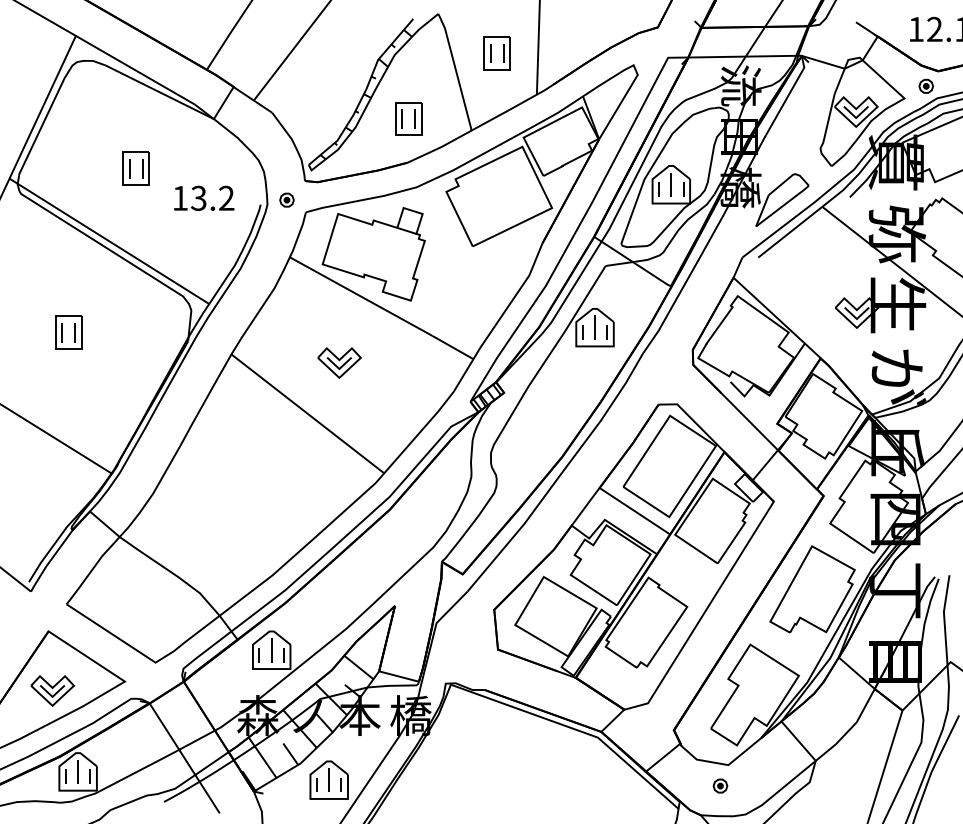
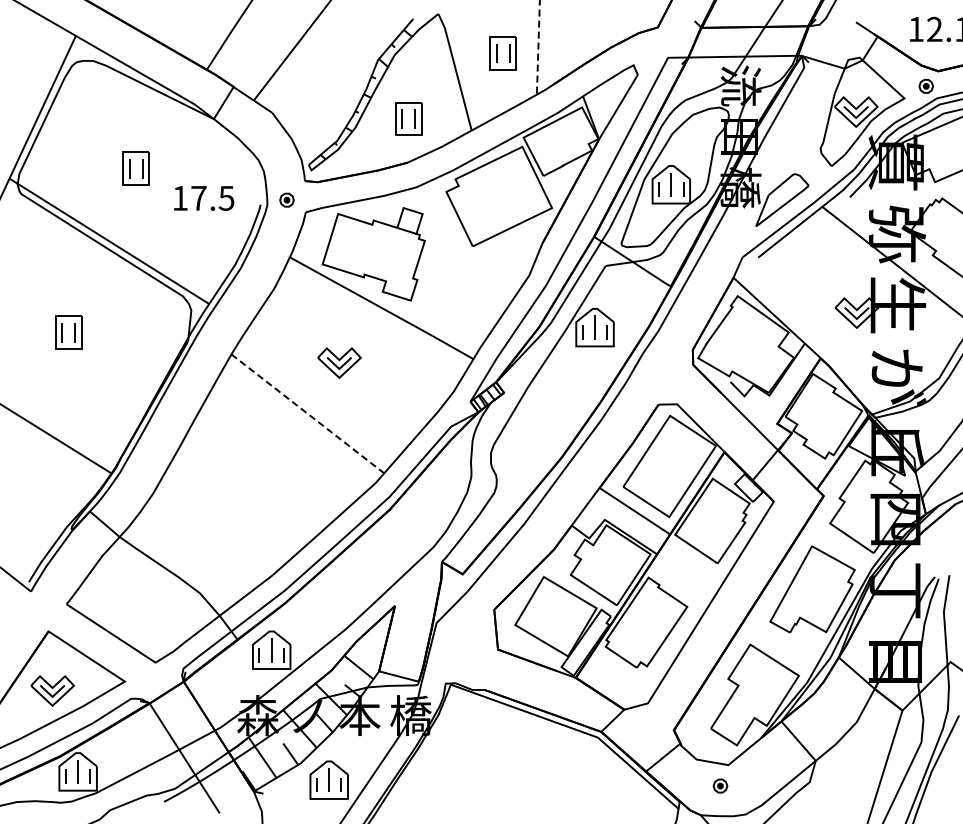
line: solid -> dashed (538, 48)
part position: (496, 53) -> (502, 53) (502, 53)
text: 13.2 -> 17.5 (212, 197)
line: solid -> dashed (307, 413)
